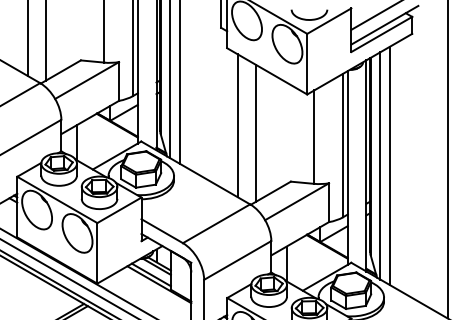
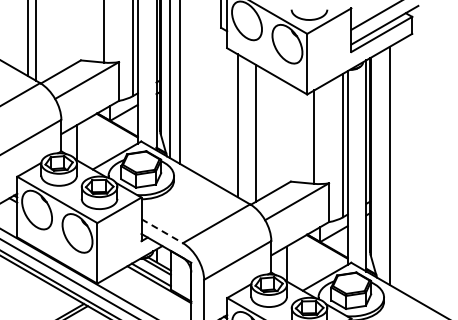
line position: (45, 41) -> (35, 41) (35, 41)
line: present -> none (447, 159)
line: present -> none (380, 165)
line: solid -> dashed (162, 231)
